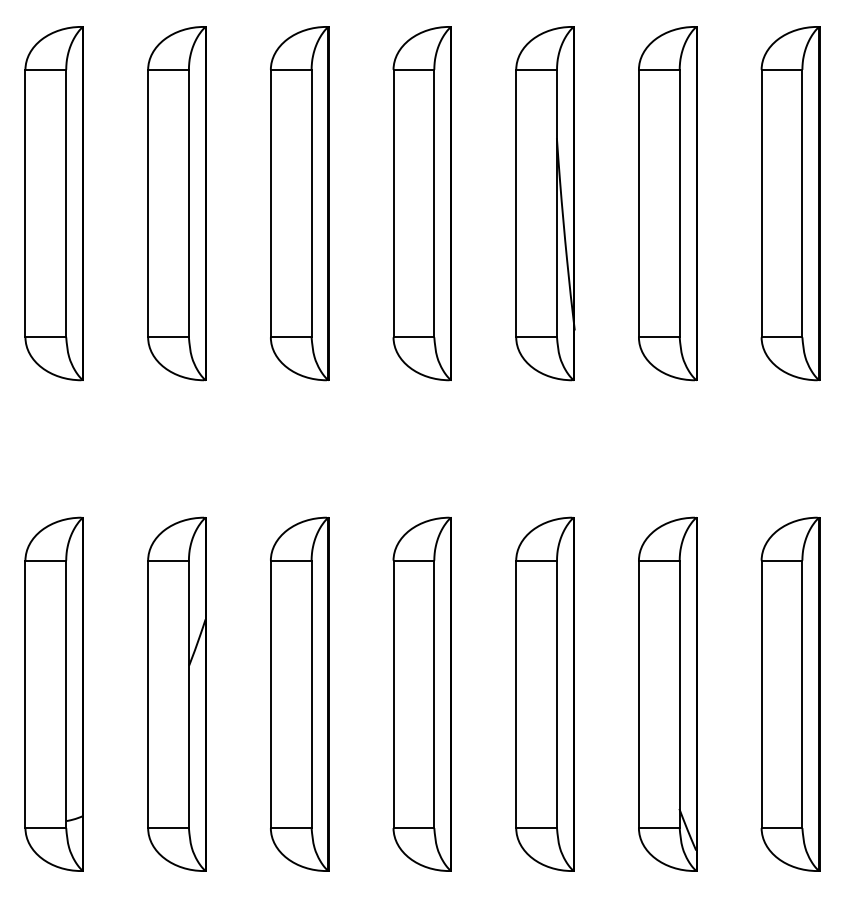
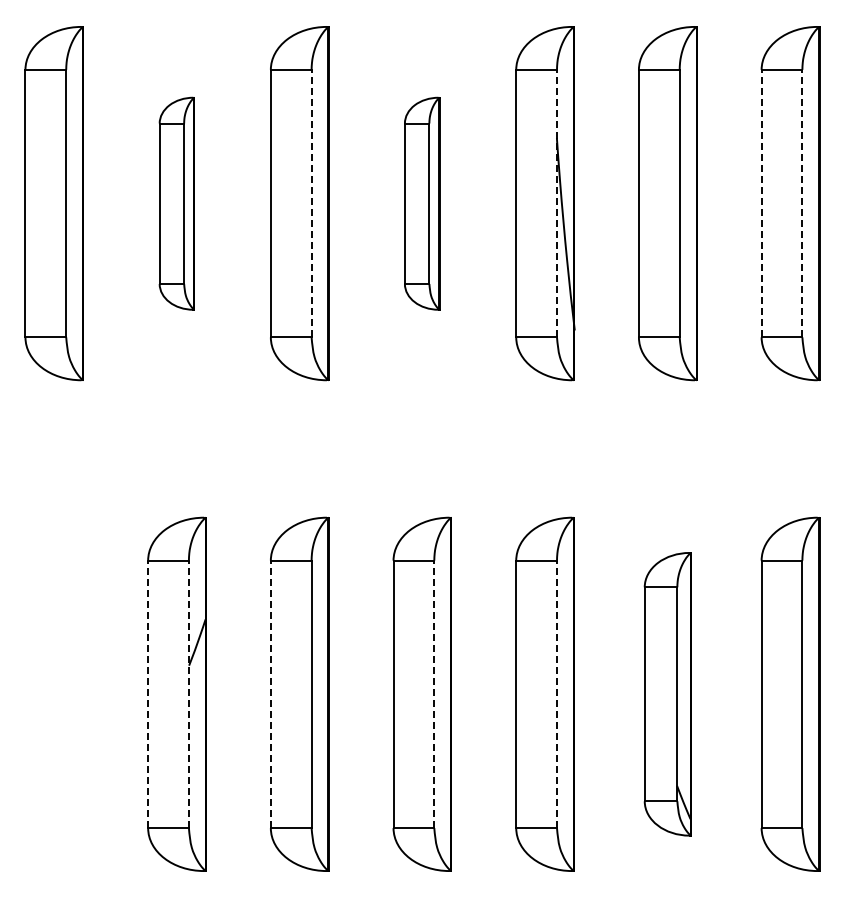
part size: 60x356 px -> 37x215 px (176, 203)
line: solid -> dashed (311, 203)
part size: 60x356 px -> 37x215 px (422, 203)
line: solid -> dashed (556, 203)
line: solid -> dashed (761, 203)
line: solid -> dashed (802, 203)
part: present -> none (53, 693)
part size: 60x356 px -> 49x285 px (667, 694)
line: solid -> dashed (148, 694)
line: solid -> dashed (188, 694)
line: solid -> dashed (270, 694)
line: solid -> dashed (434, 694)
line: solid -> dashed (556, 694)
